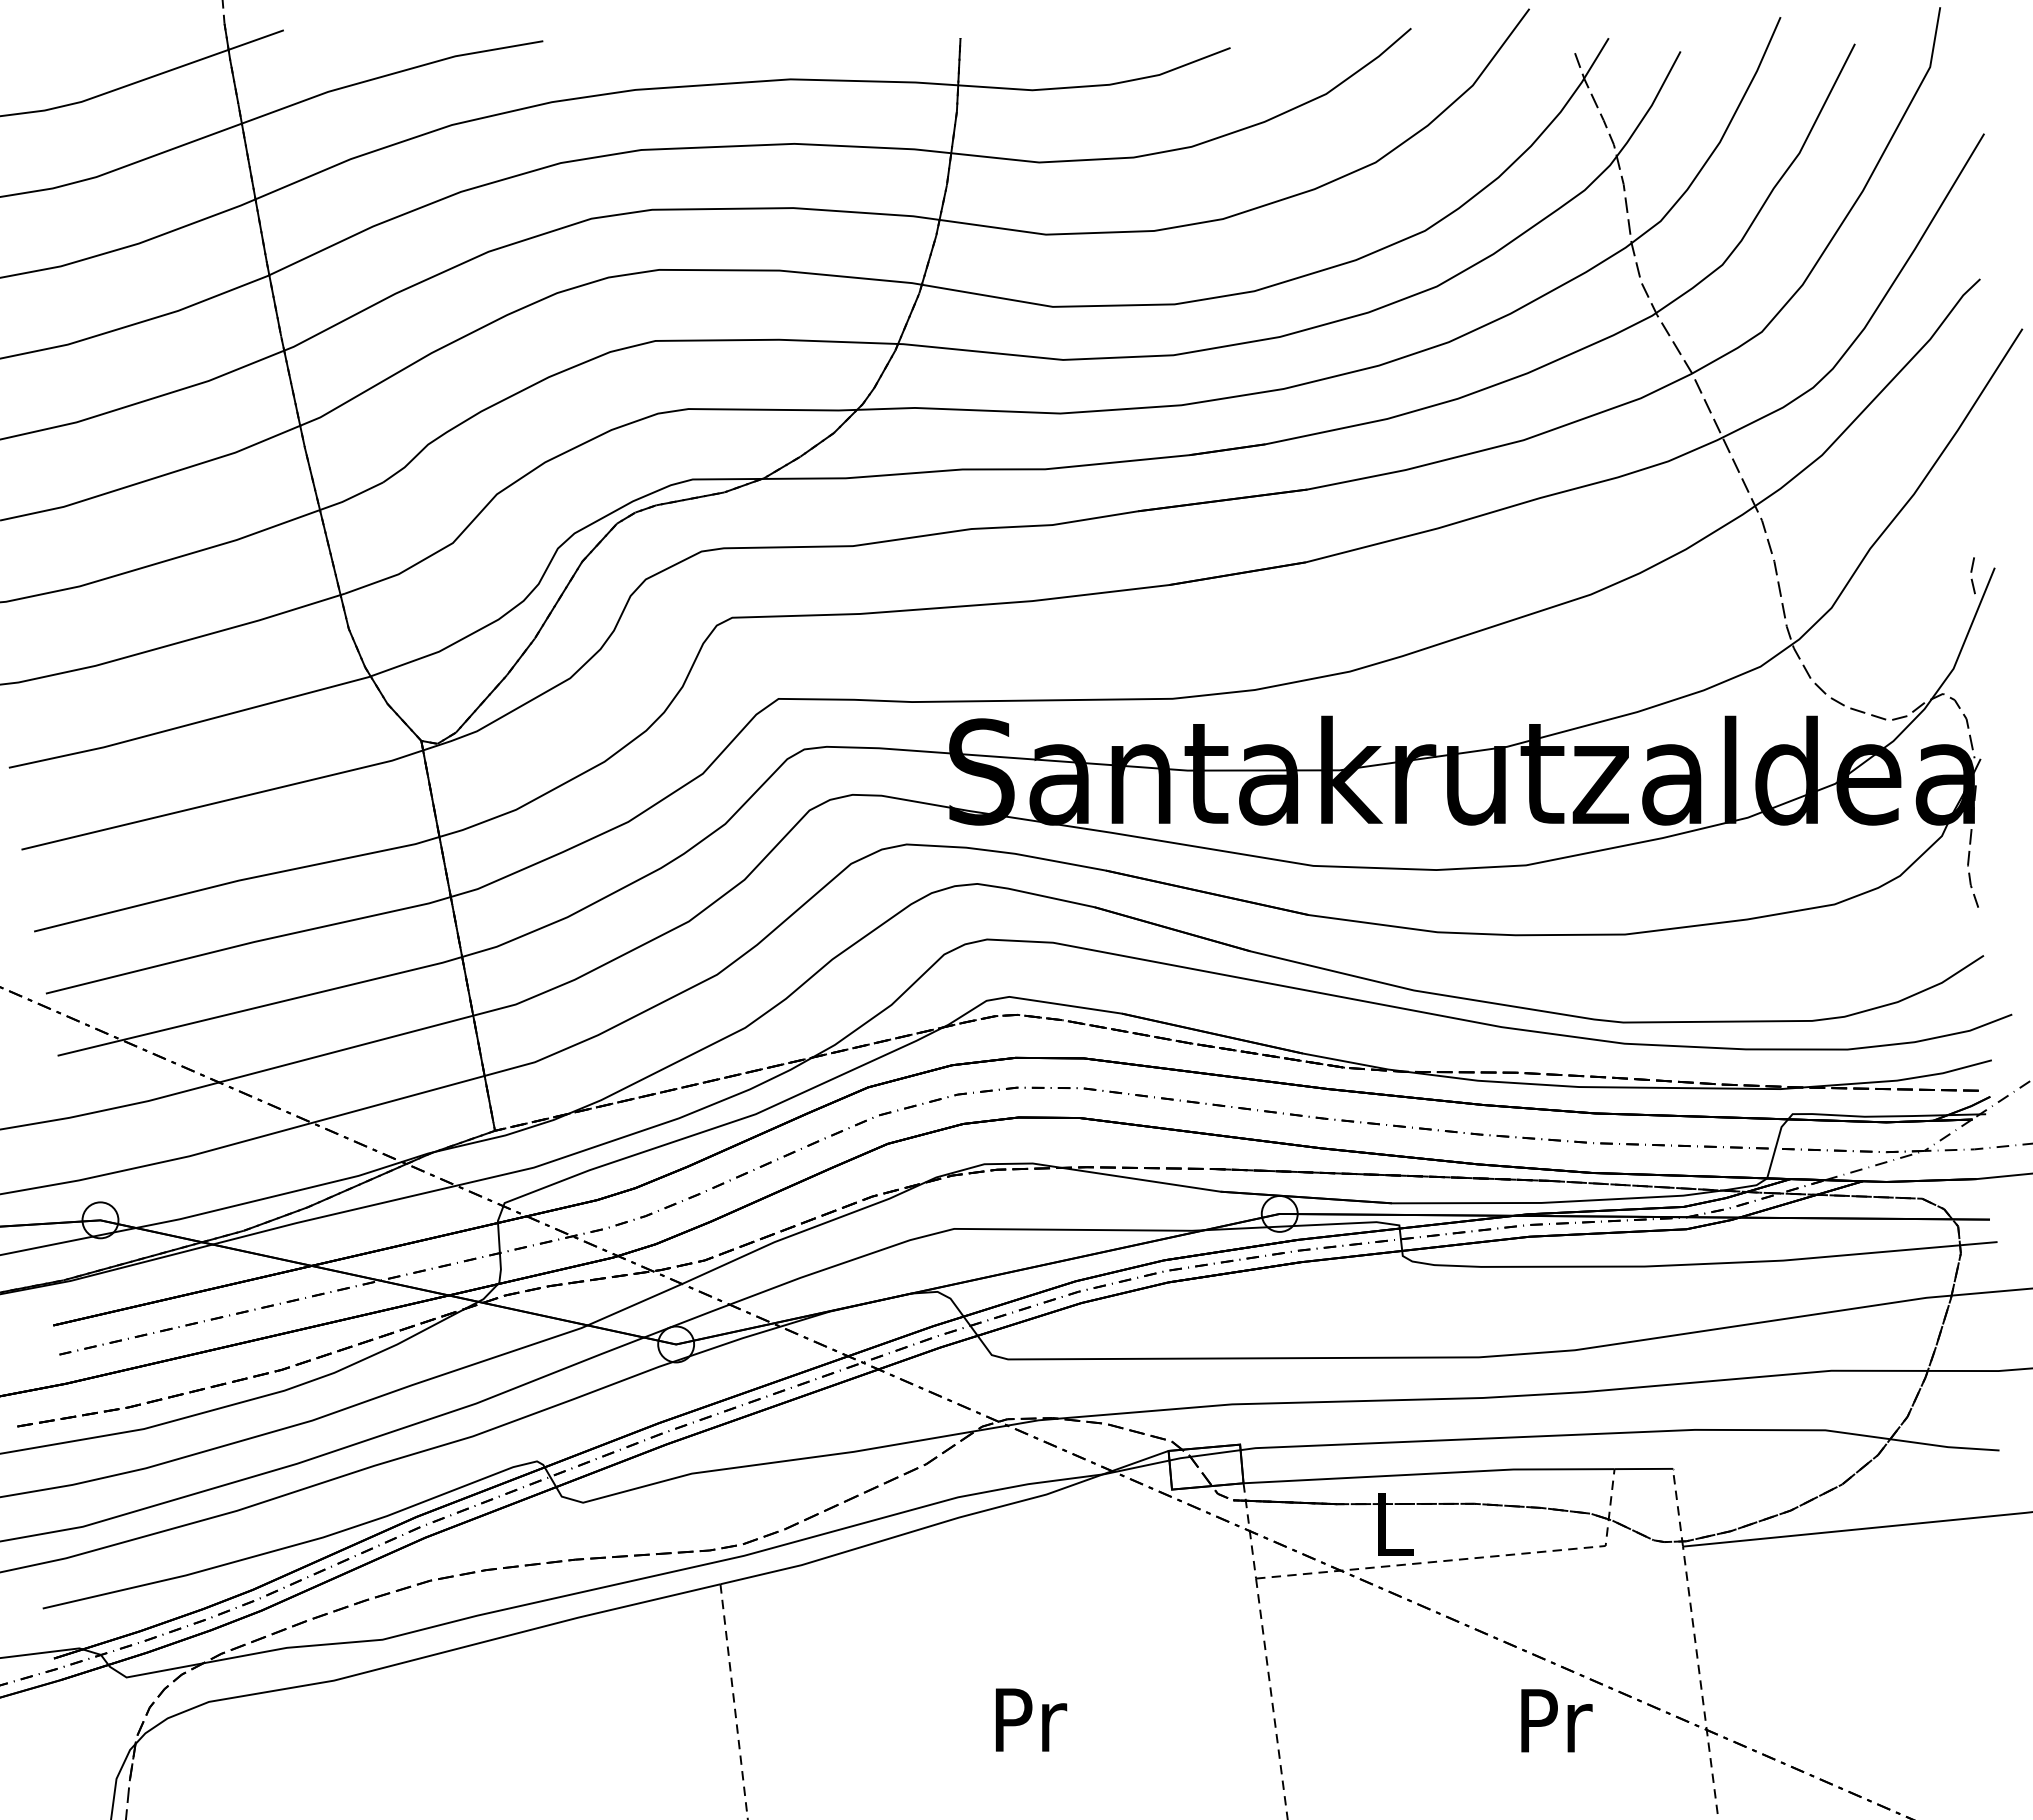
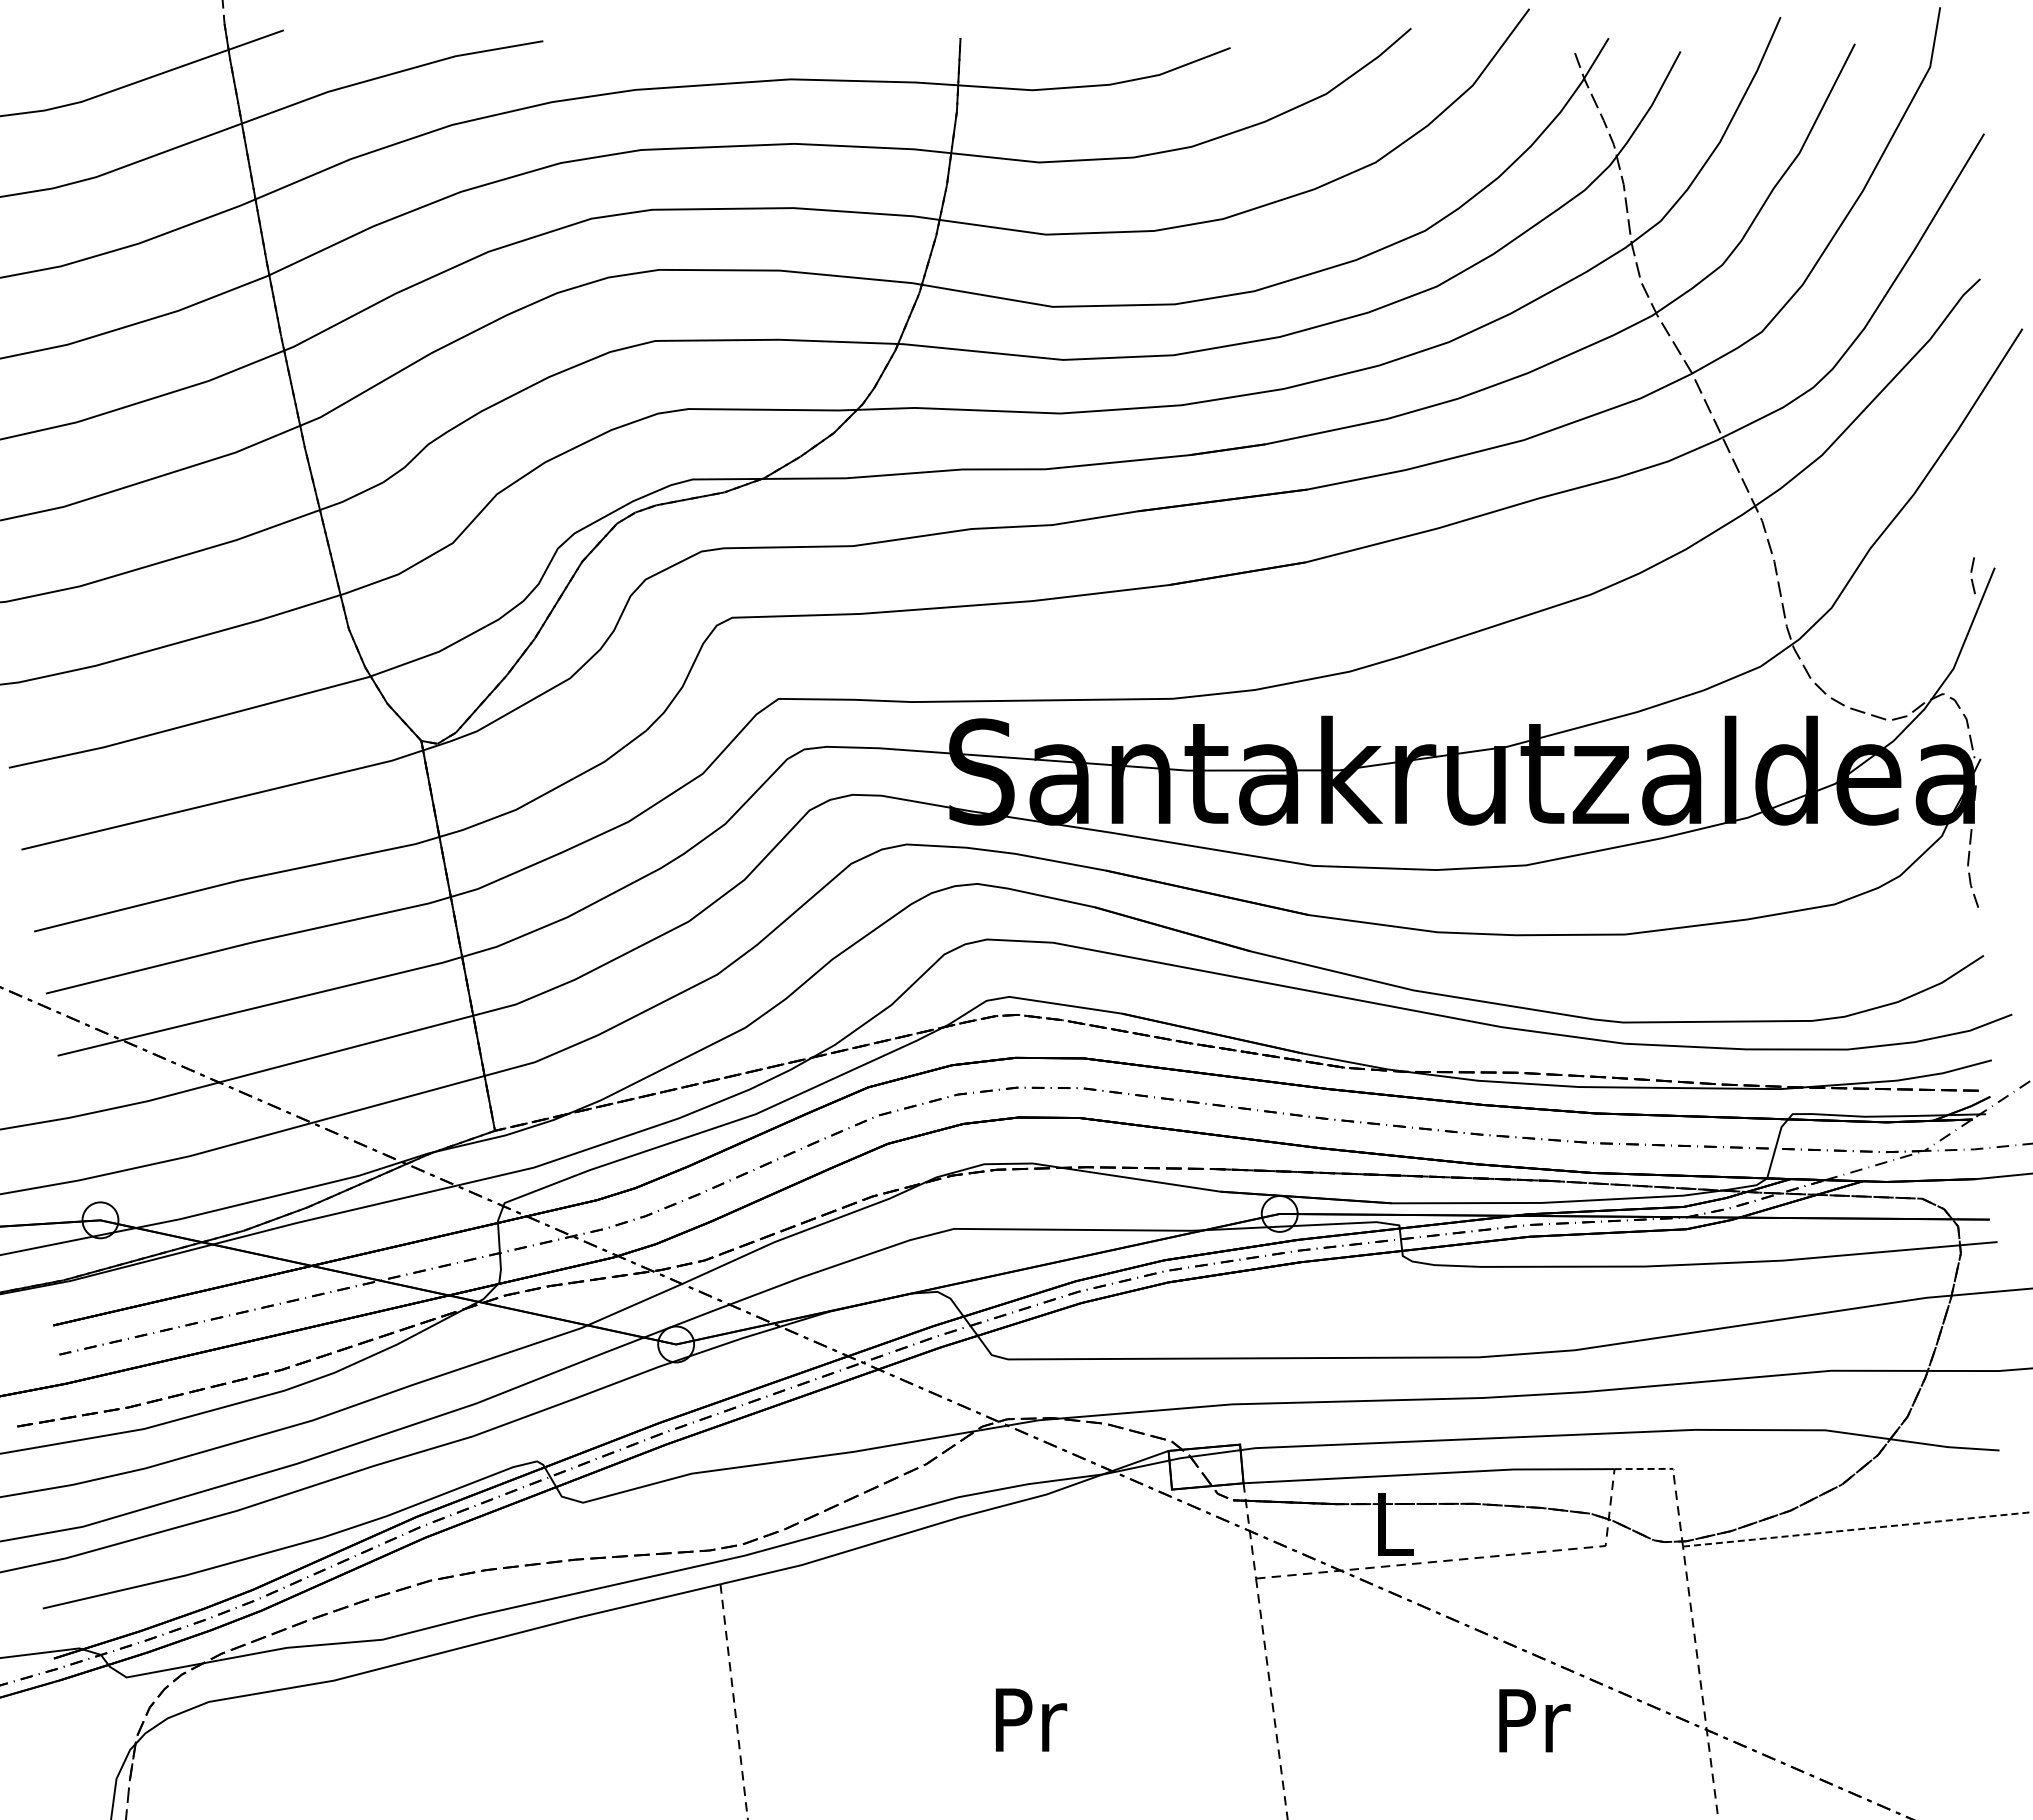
line: solid -> dashed (1644, 1469)
line: solid -> dashed (1858, 1529)
text position: (1556, 1720) -> (1534, 1720) (1534, 1720)
